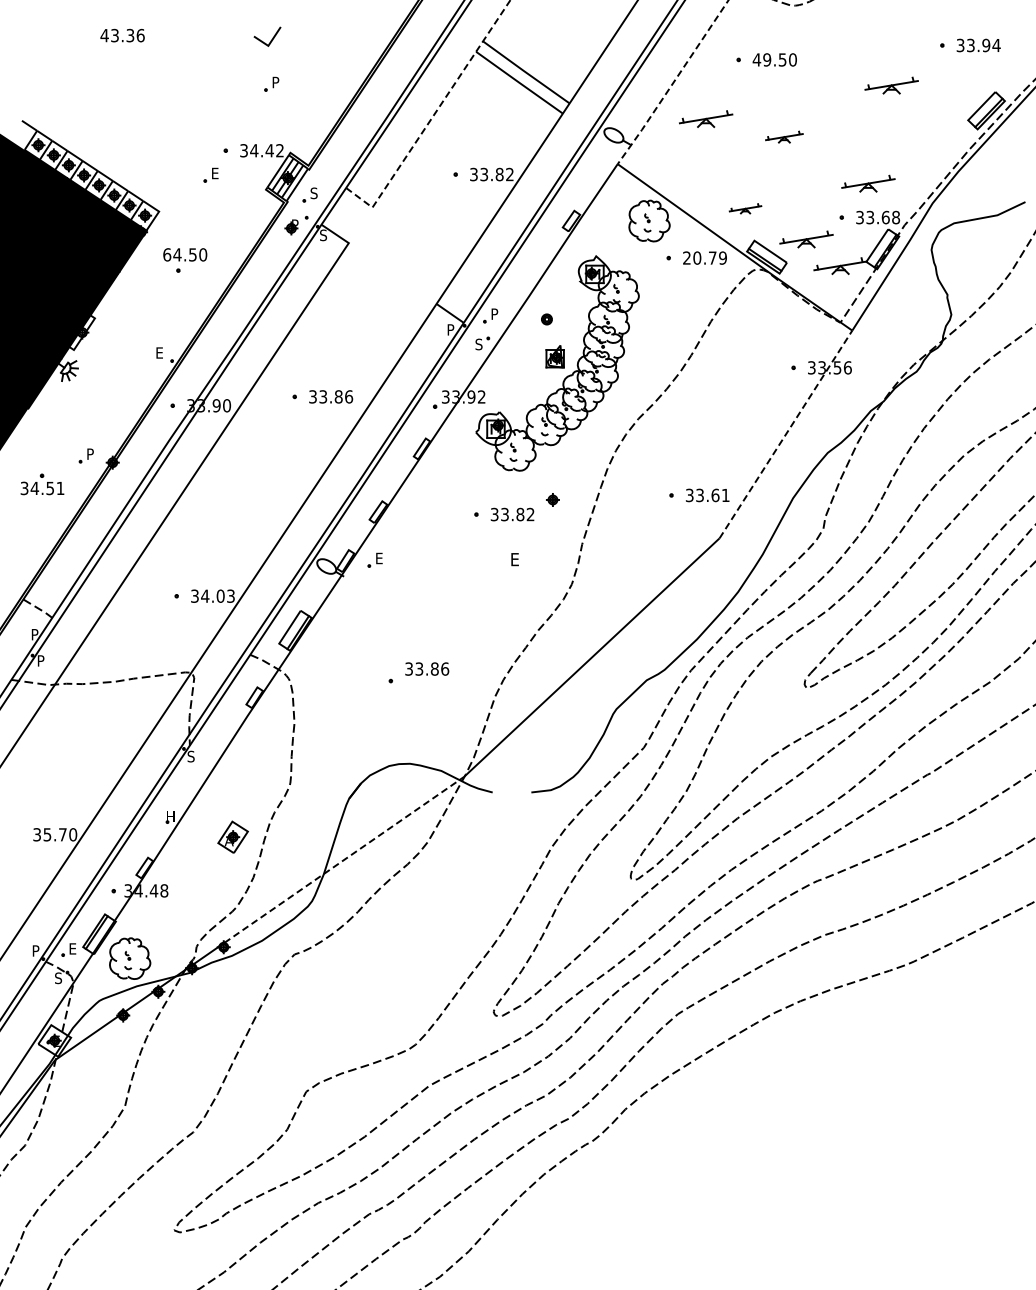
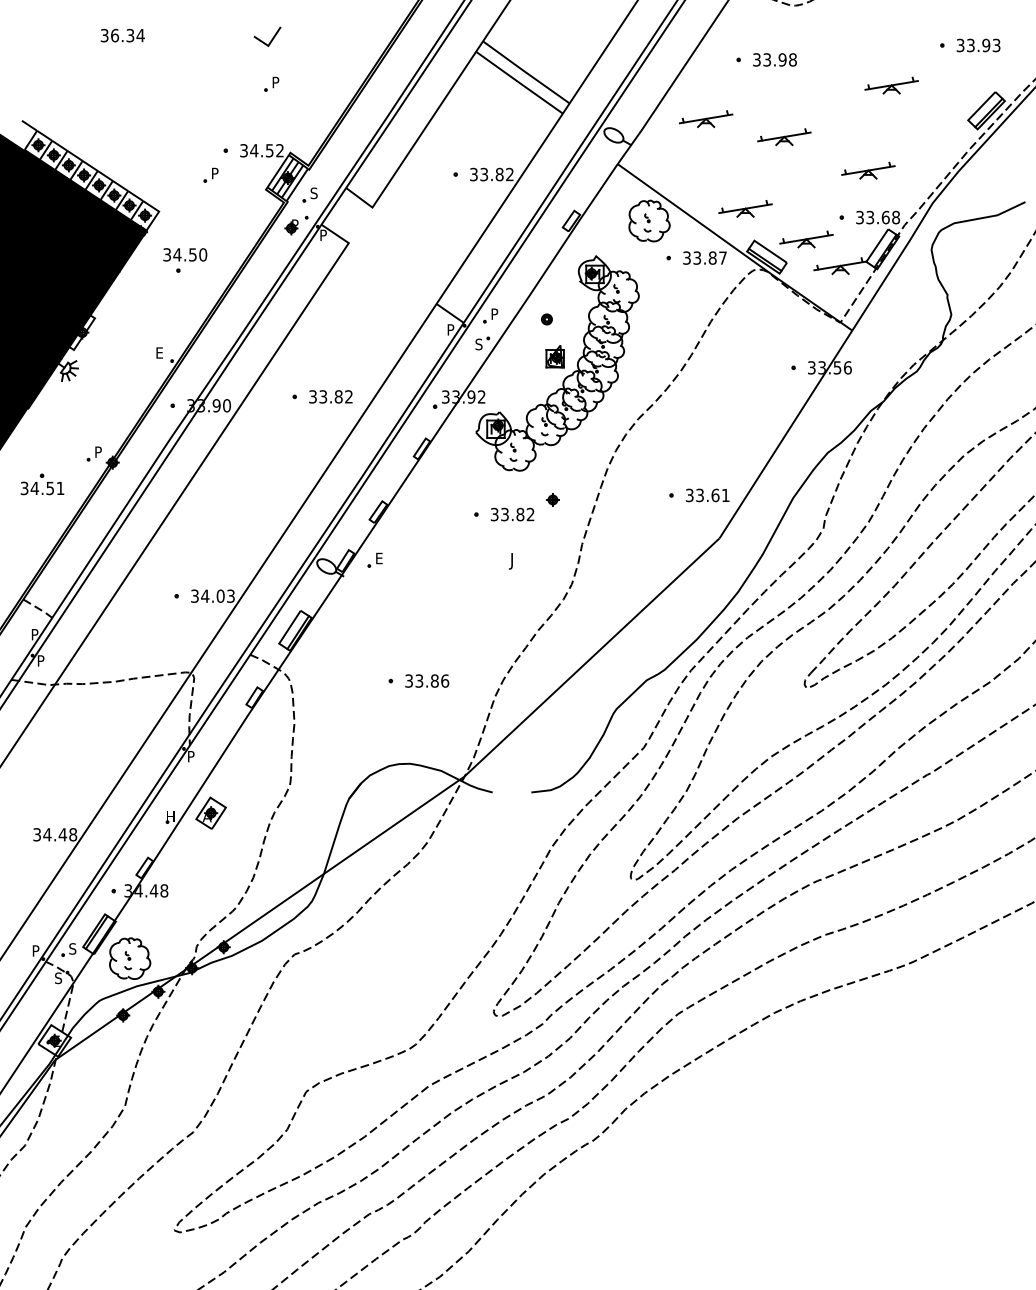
text: 43.36 -> 36.34 (122, 35)
text: 33.94 -> 33.93 (996, 45)
text: 49.50 -> 33.98 (774, 59)
line: dashed -> solid (673, 82)
line: dashed -> solid (432, 117)
part size: 39x14 px -> 55x19 px (784, 137)
text: 34.42 -> 34.52 (269, 150)
text: E -> P (215, 173)
part position: (868, 183) -> (868, 170) (868, 170)
part size: 35x12 px -> 55x18 px (745, 208)
text: S -> P (323, 235)
text: 64.50 -> 34.50 (167, 254)
text: 20.79 -> 33.87 (704, 257)
text: 33.86 -> 33.82 (349, 396)
line: dashed -> solid (786, 434)
part position: (85, 455) -> (93, 453) (93, 453)
text: E -> J (513, 561)
text position: (427, 668) -> (427, 680) (427, 680)
text: S -> P (190, 756)
text: 35.70 -> 34.48 (60, 834)
part position: (232, 836) -> (210, 812) (210, 812)
line: dashed -> solid (344, 859)
text: E -> S (72, 948)
